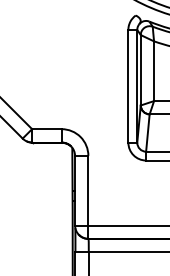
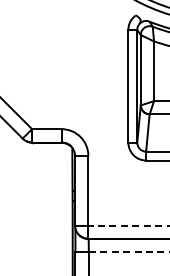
line: solid -> dashed (128, 225)
line: solid -> dashed (129, 252)
